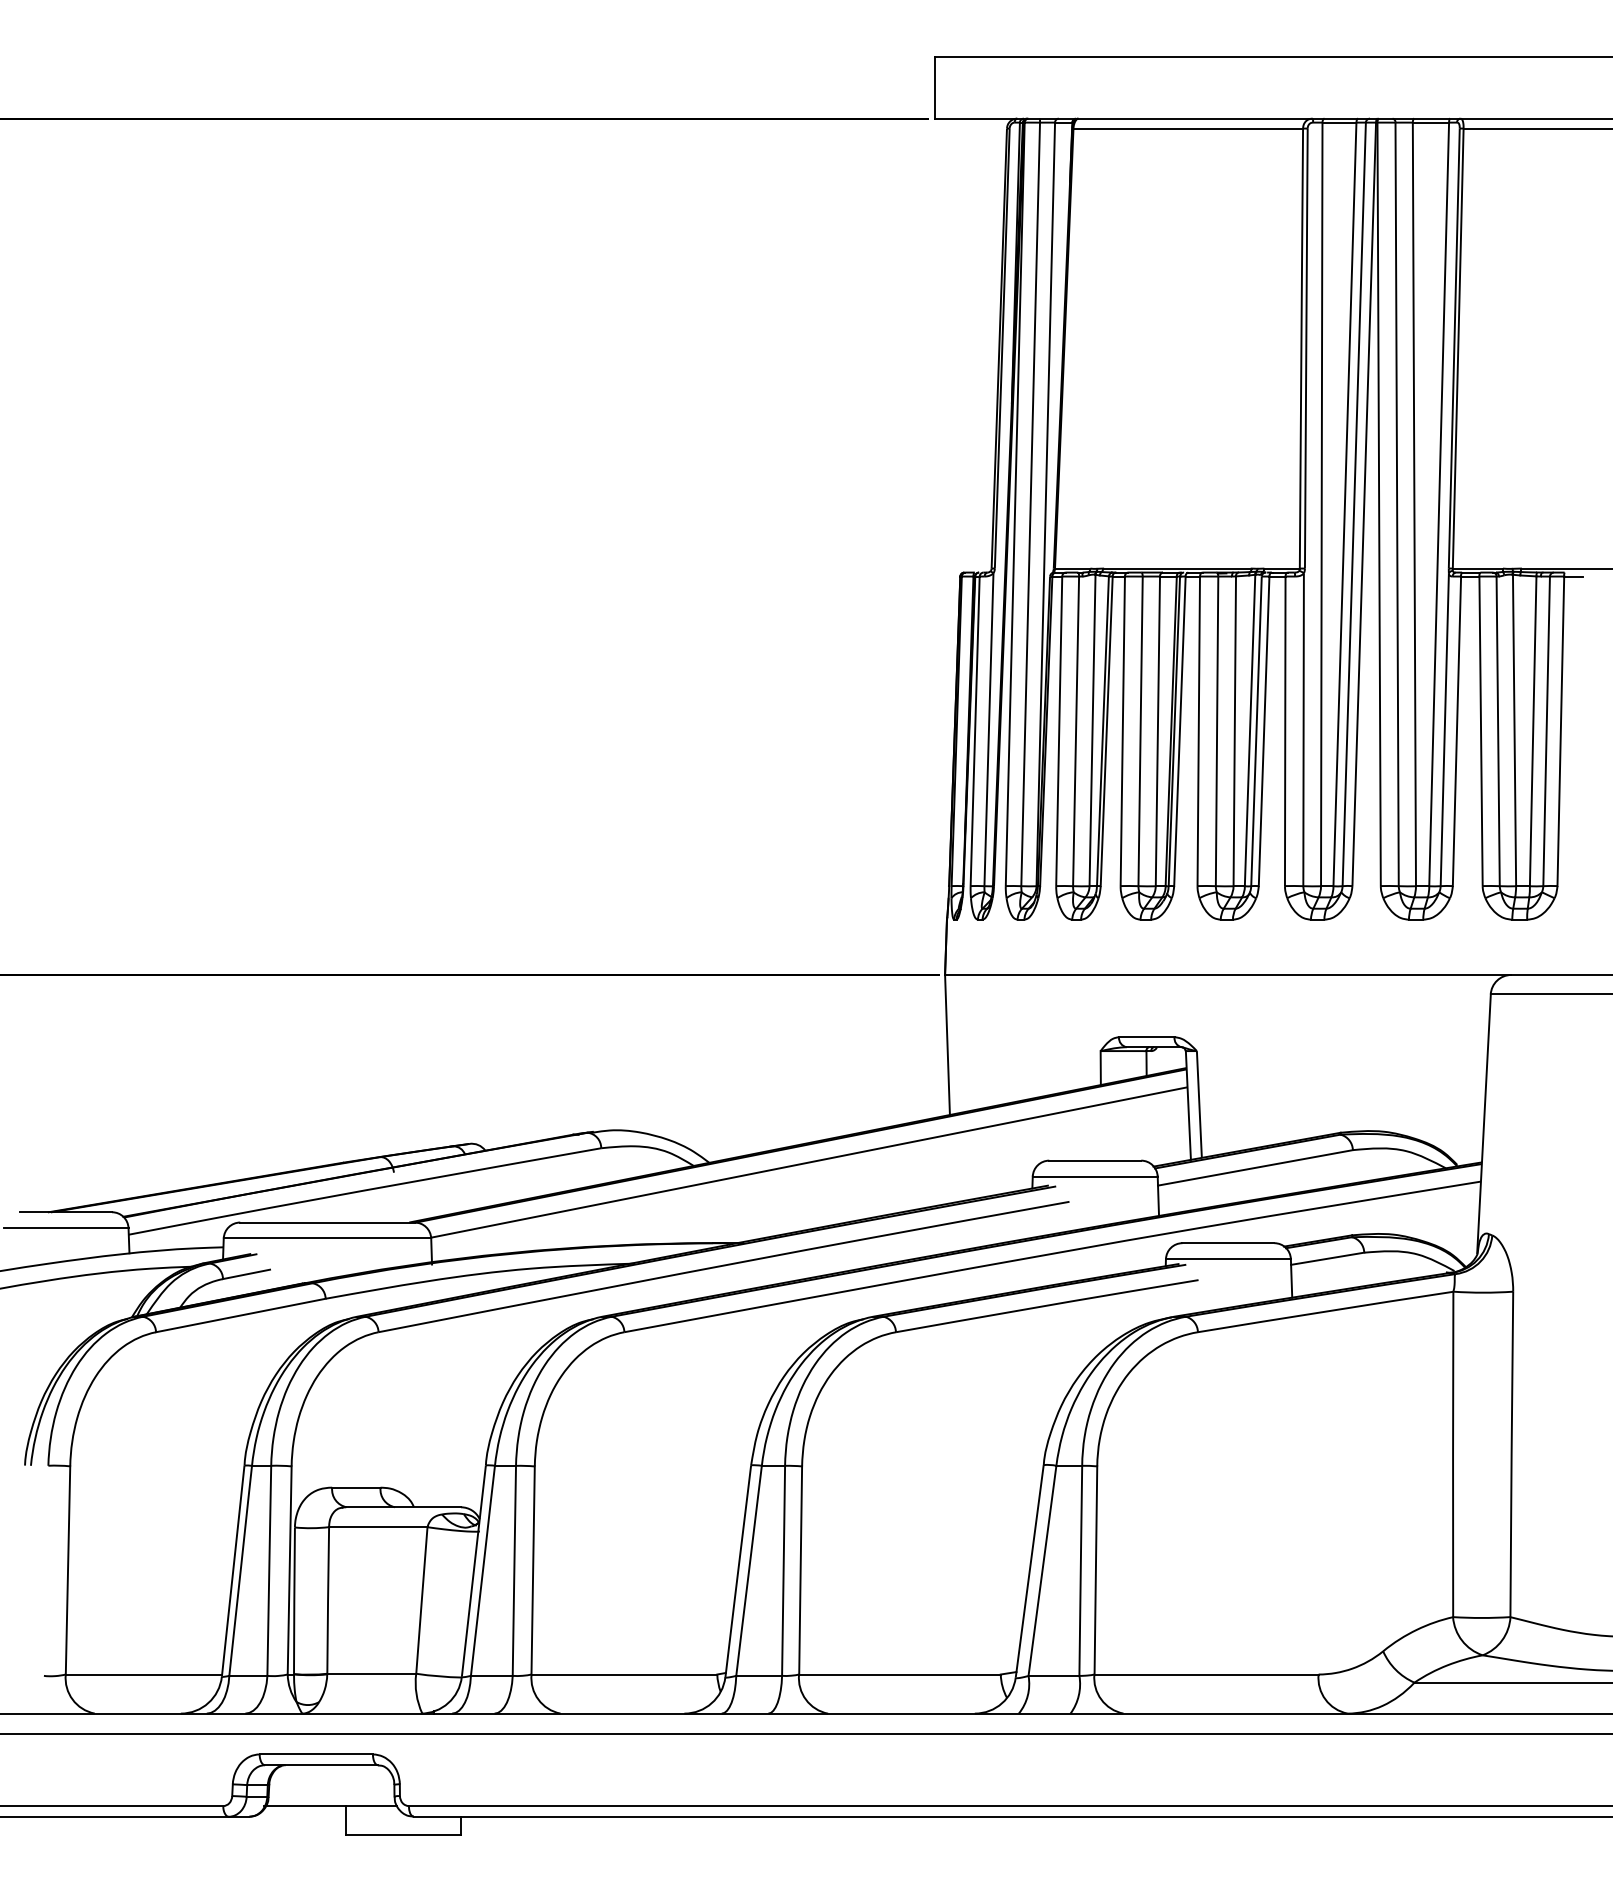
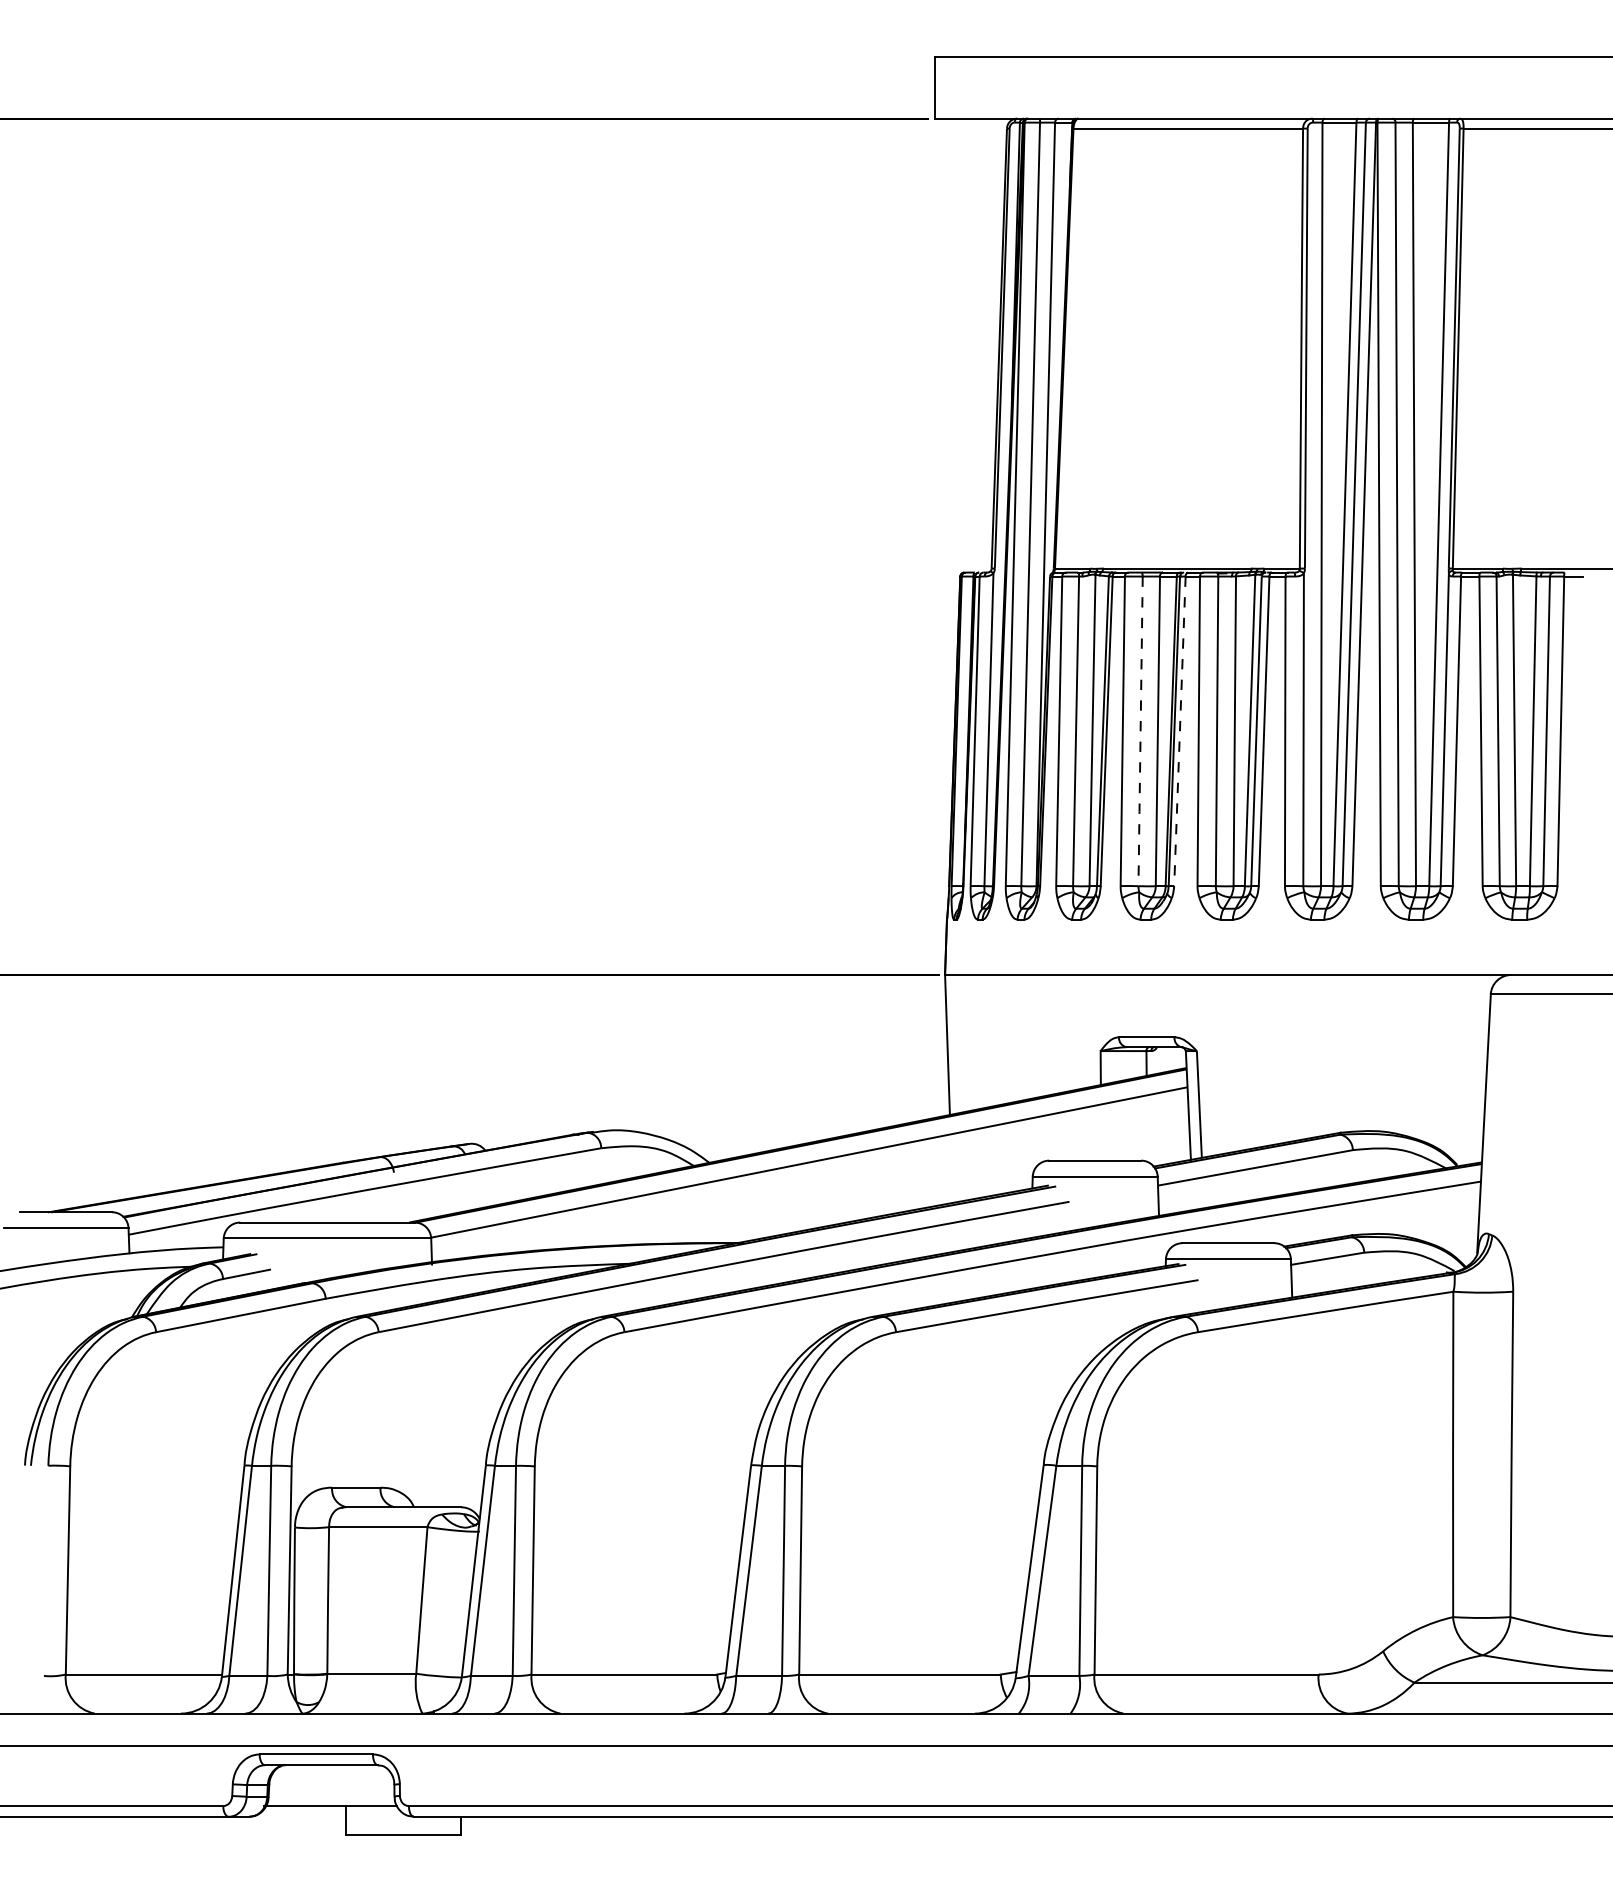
line: solid -> dashed (1179, 731)
line: solid -> dashed (1140, 732)
line position: (805, 1733) -> (805, 1745) (805, 1745)
